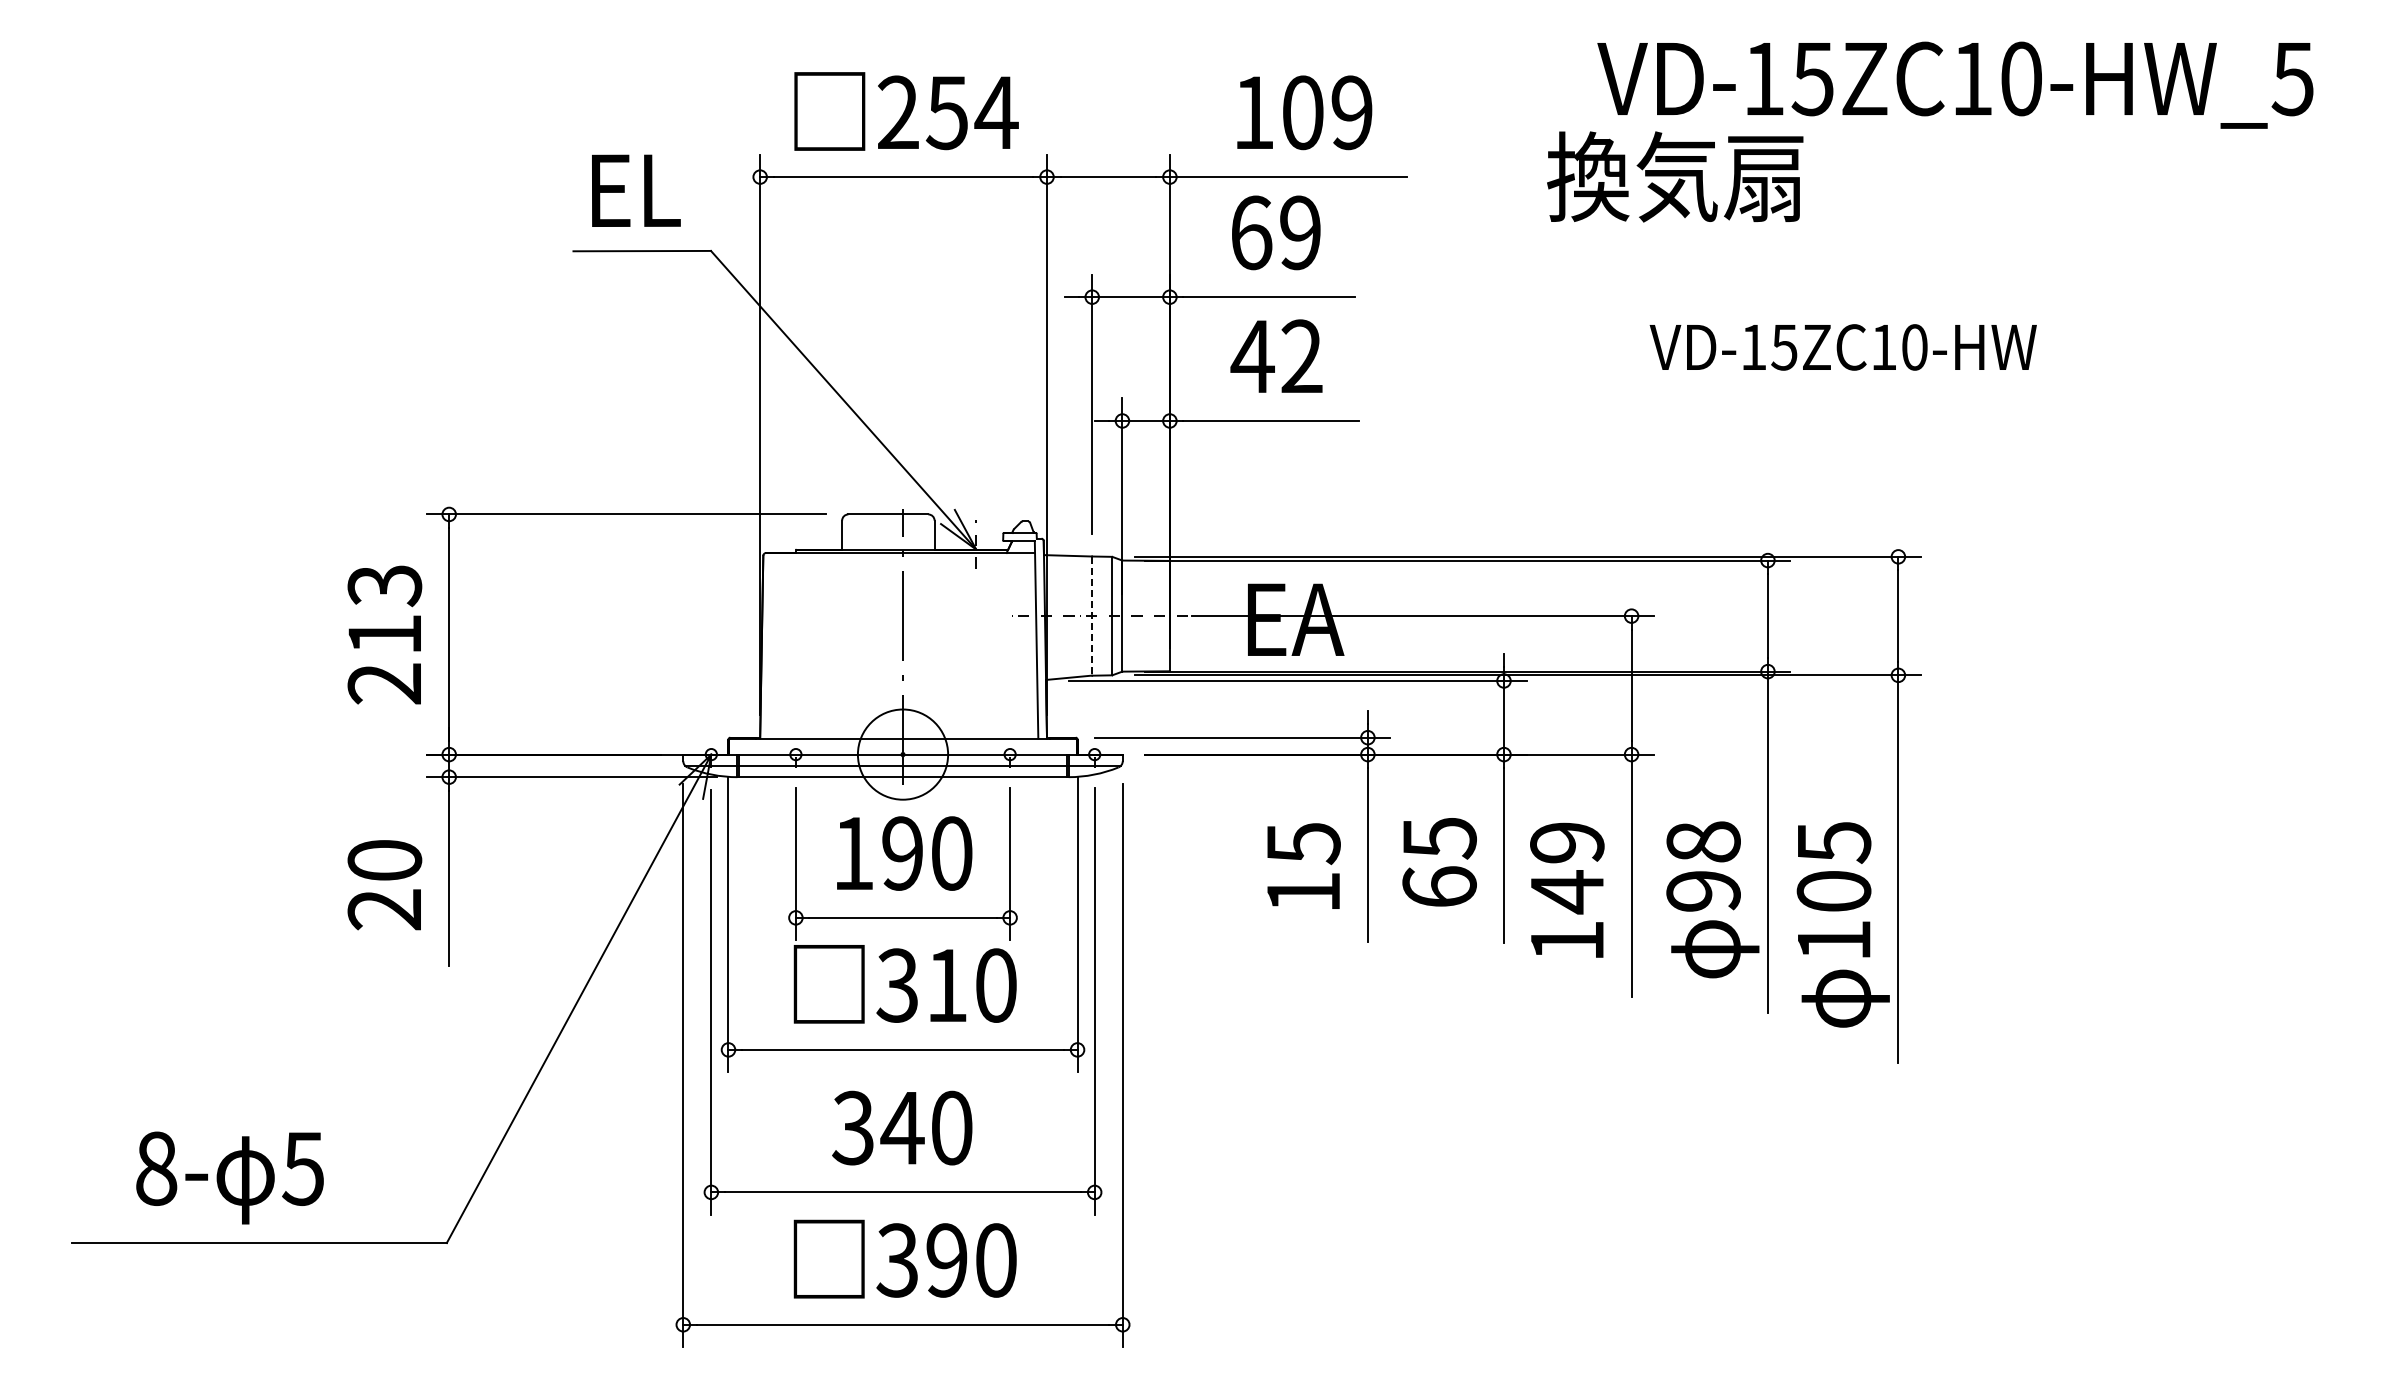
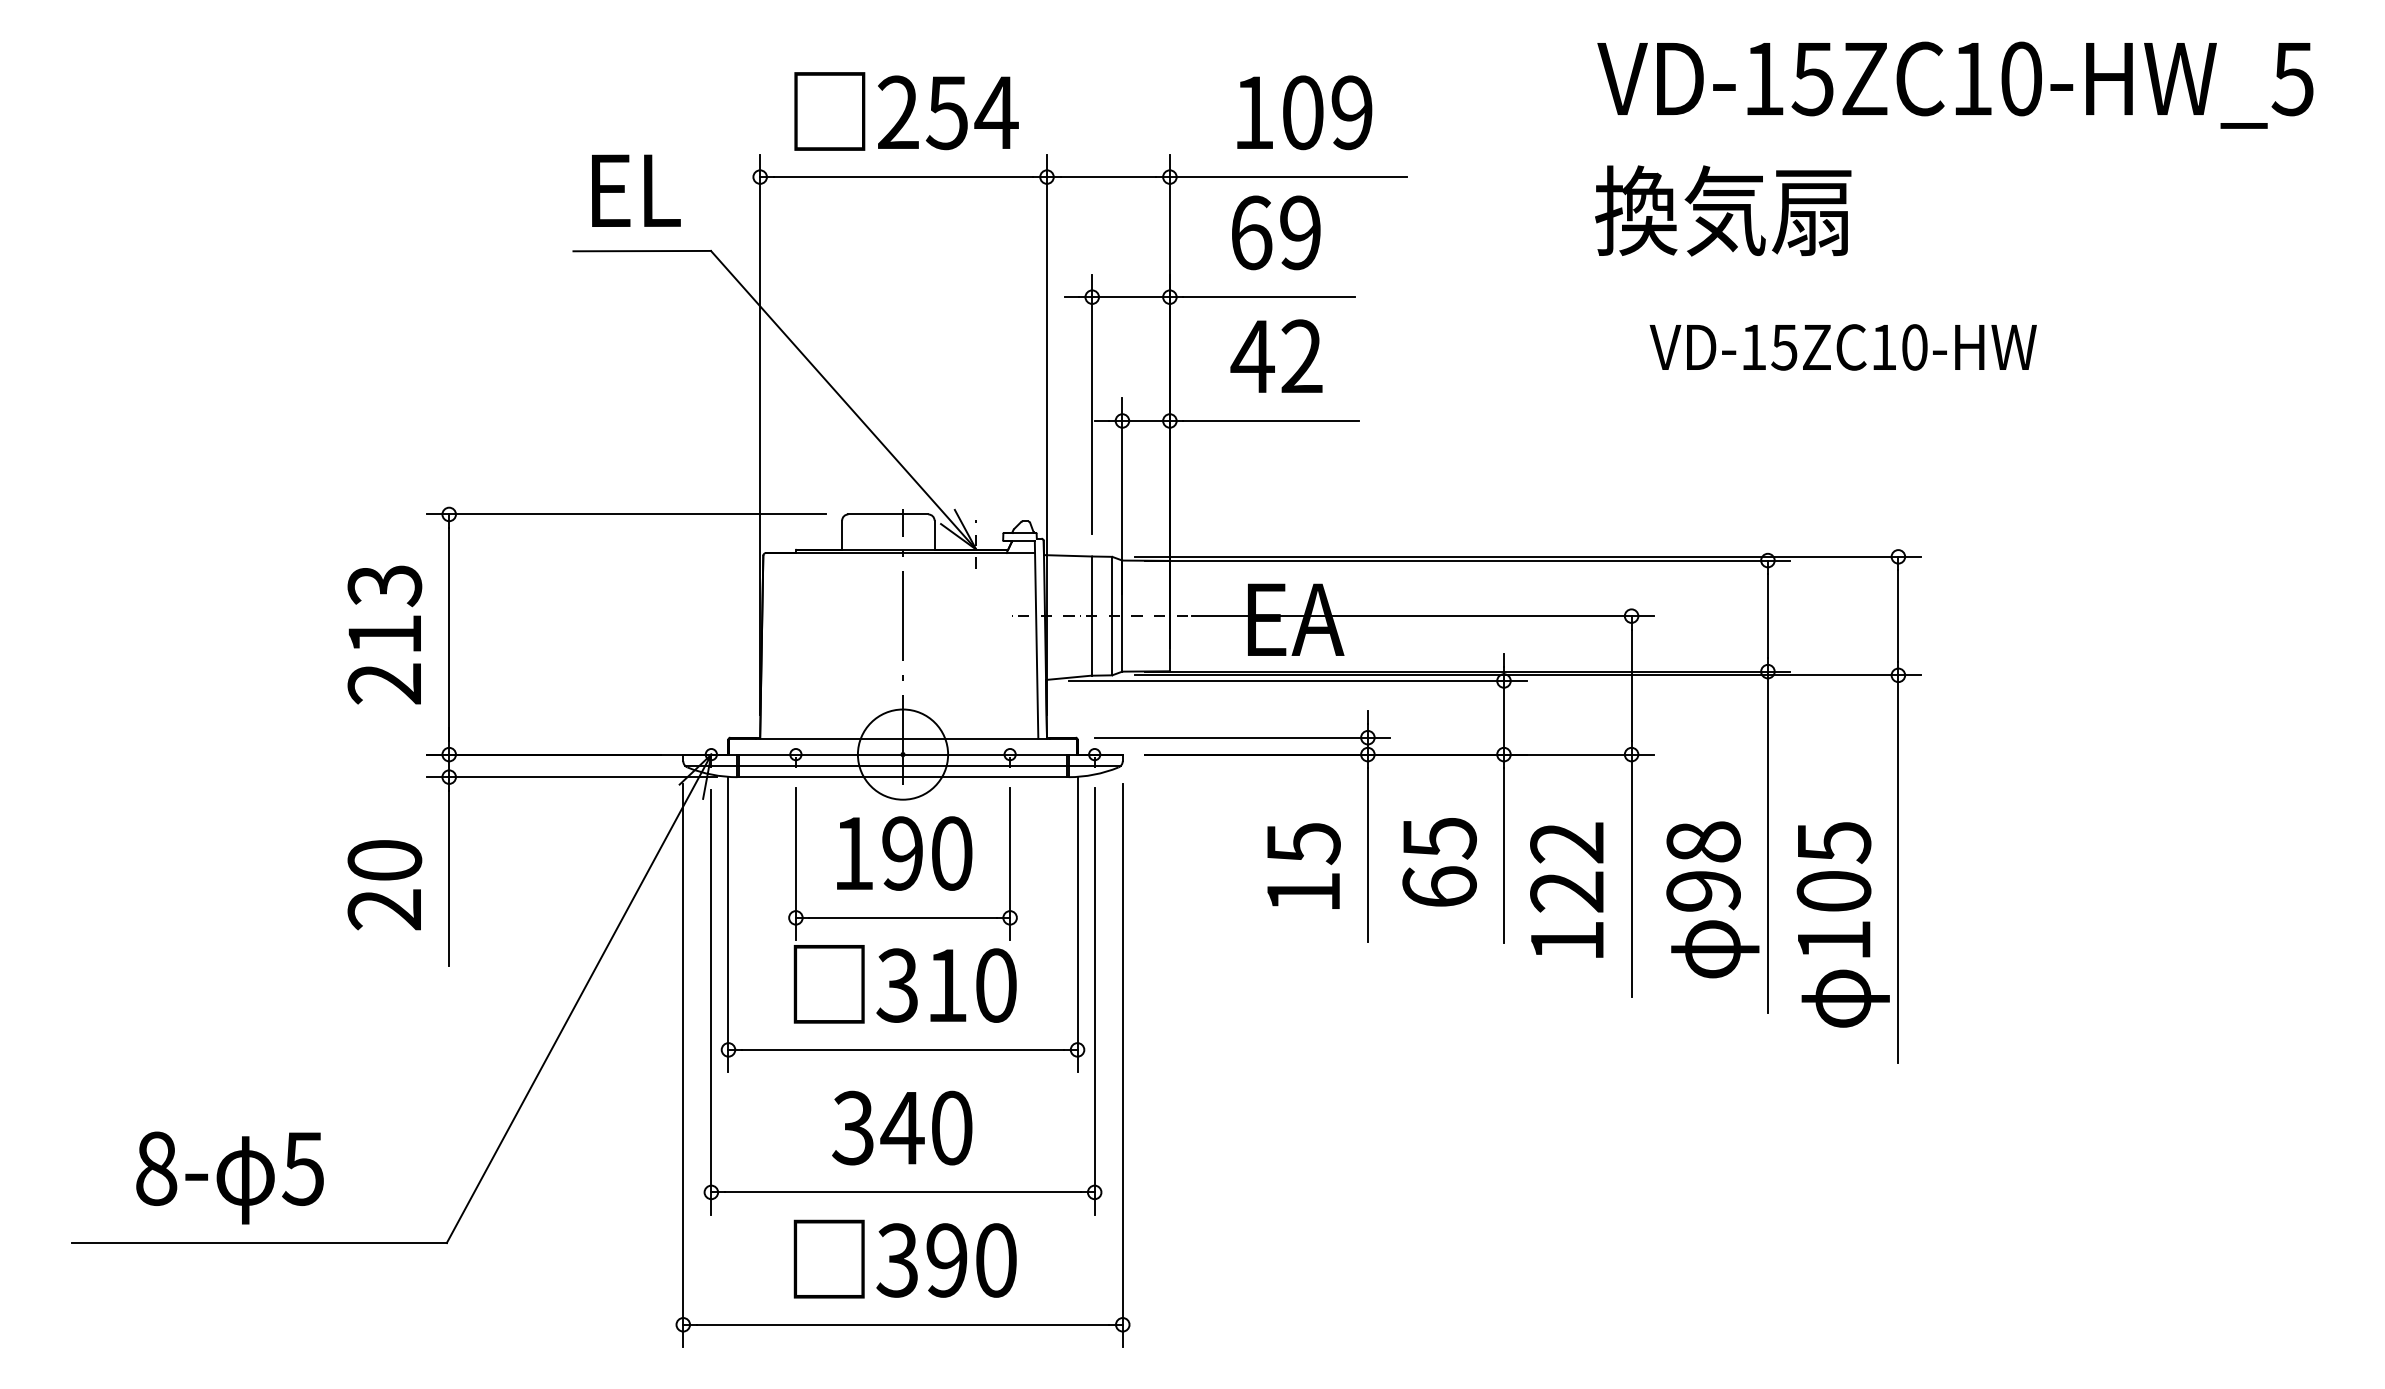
text position: (1675, 176) -> (1723, 210) (1723, 210)
line: dashed -> solid (1092, 616)
text: 149 -> 122 (1567, 868)
